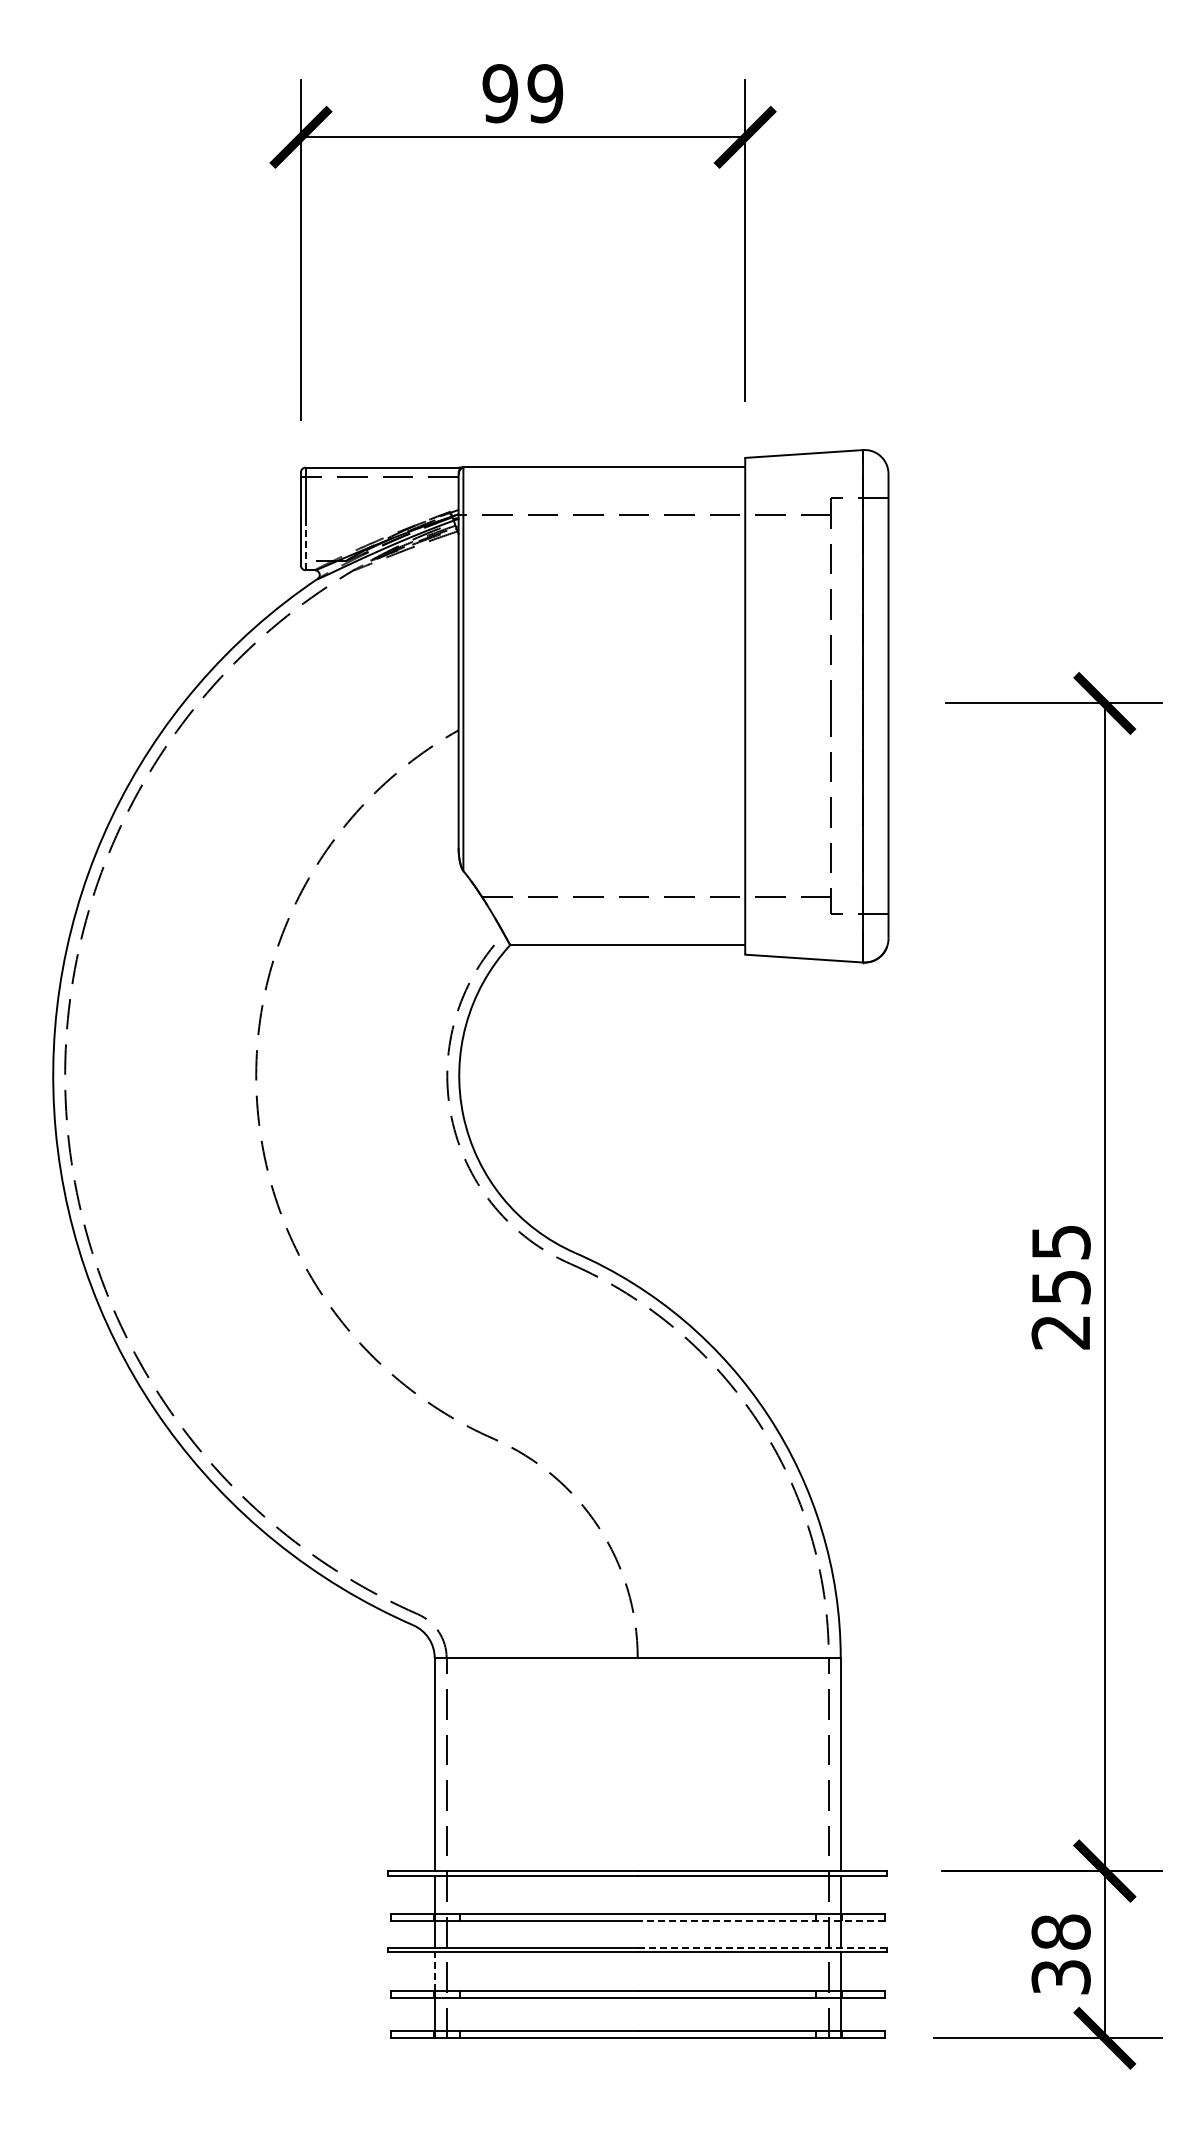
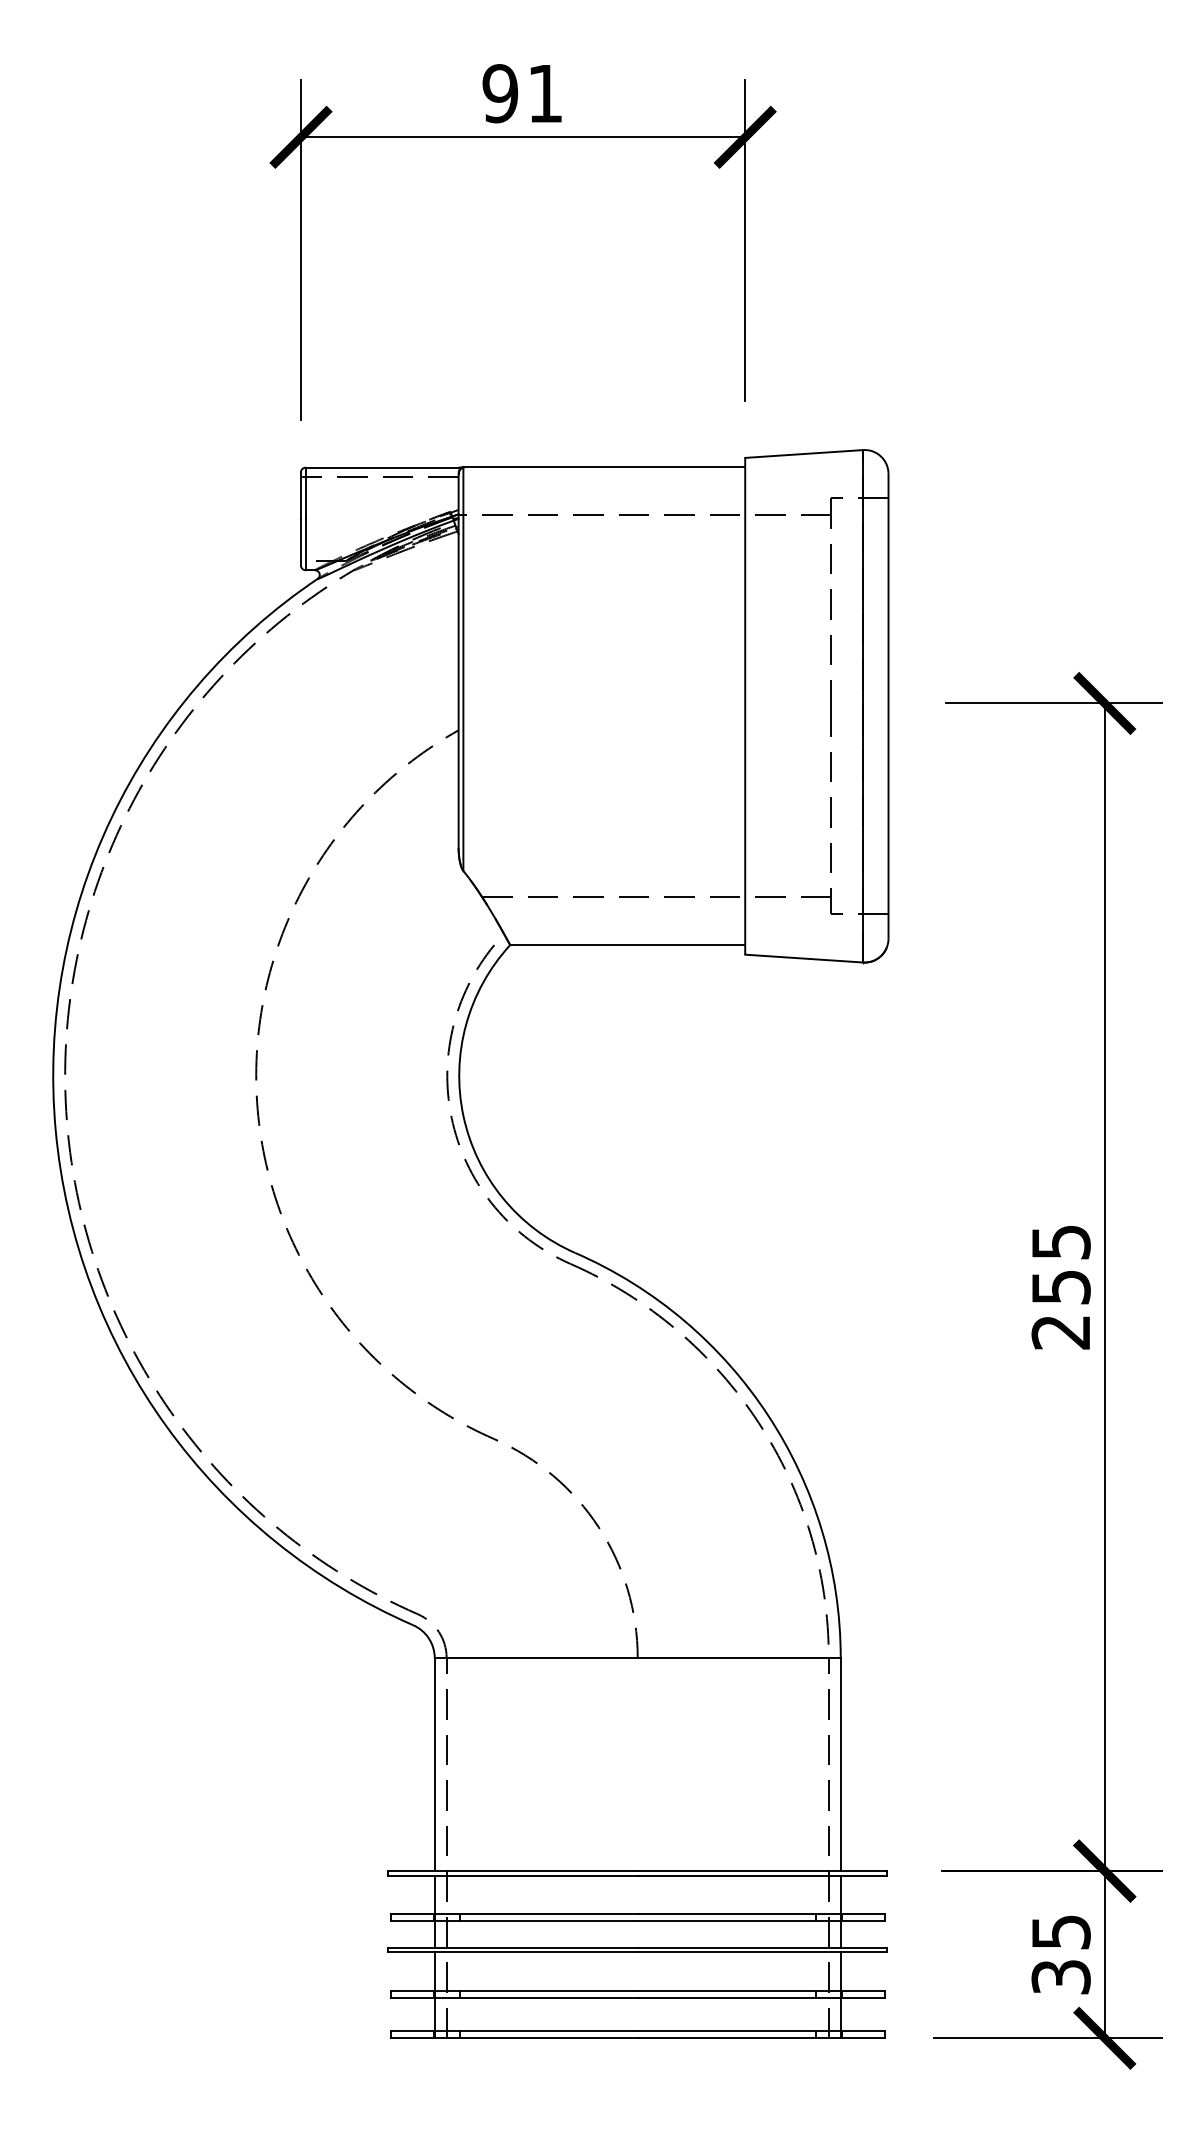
text: 99 -> 91 (545, 93)
line: dashed -> solid (305, 544)
line: dashed -> solid (761, 1921)
text: 38 -> 35 (1060, 1931)
line: dashed -> solid (762, 1947)
line: dashed -> solid (434, 1970)
